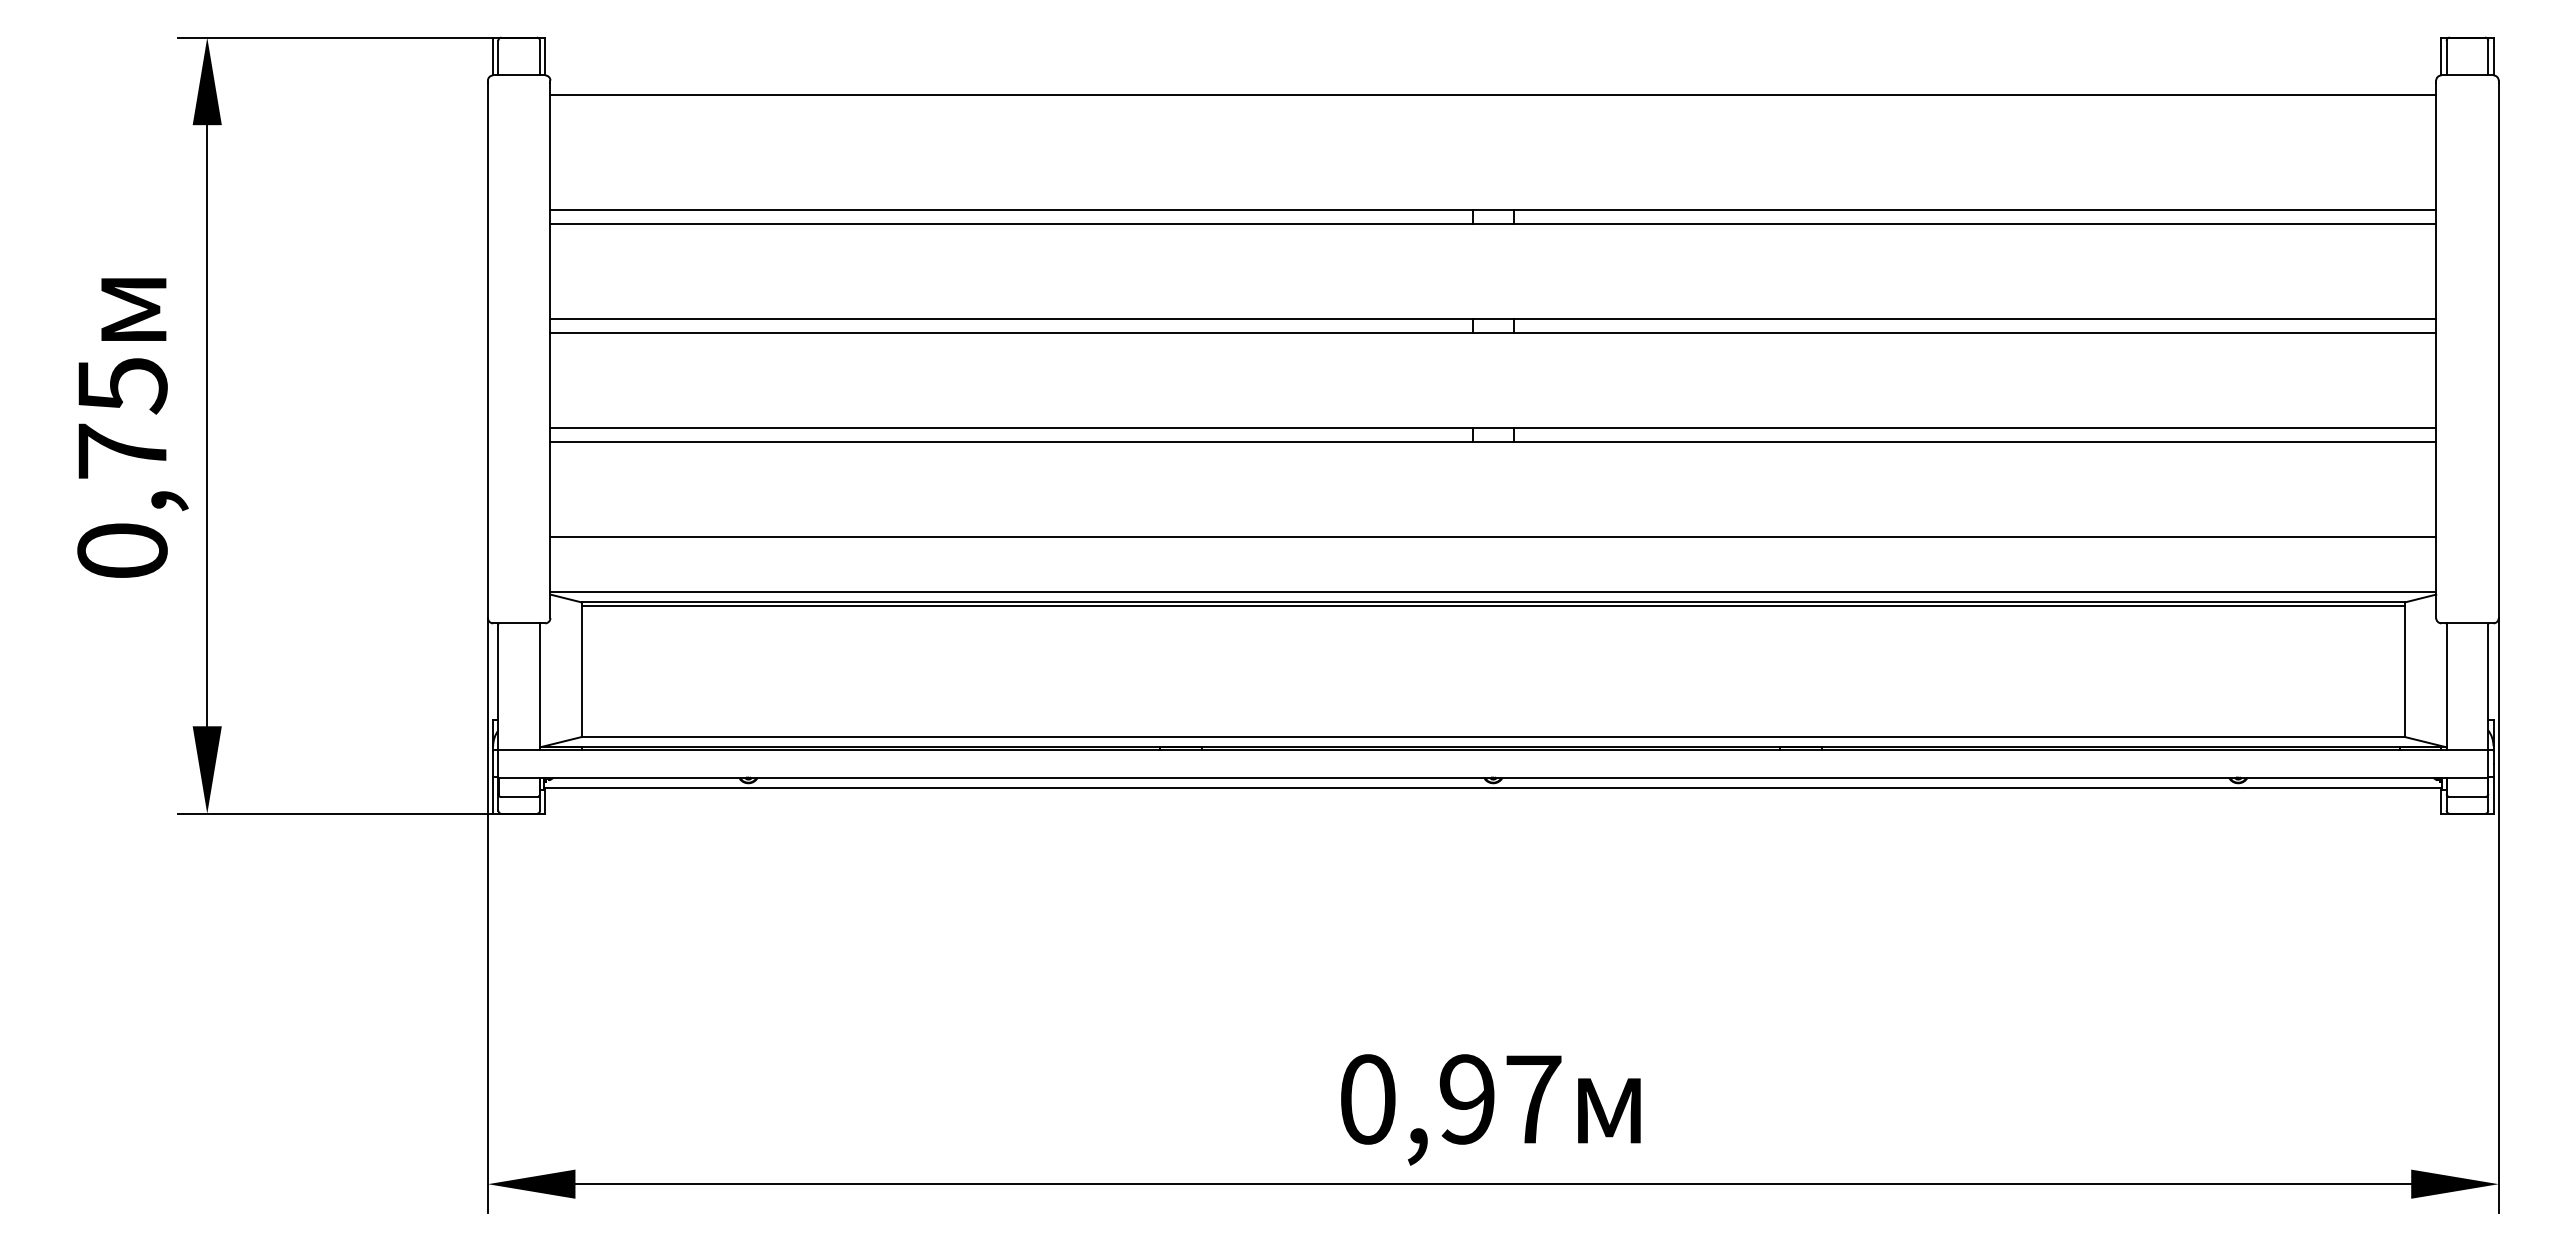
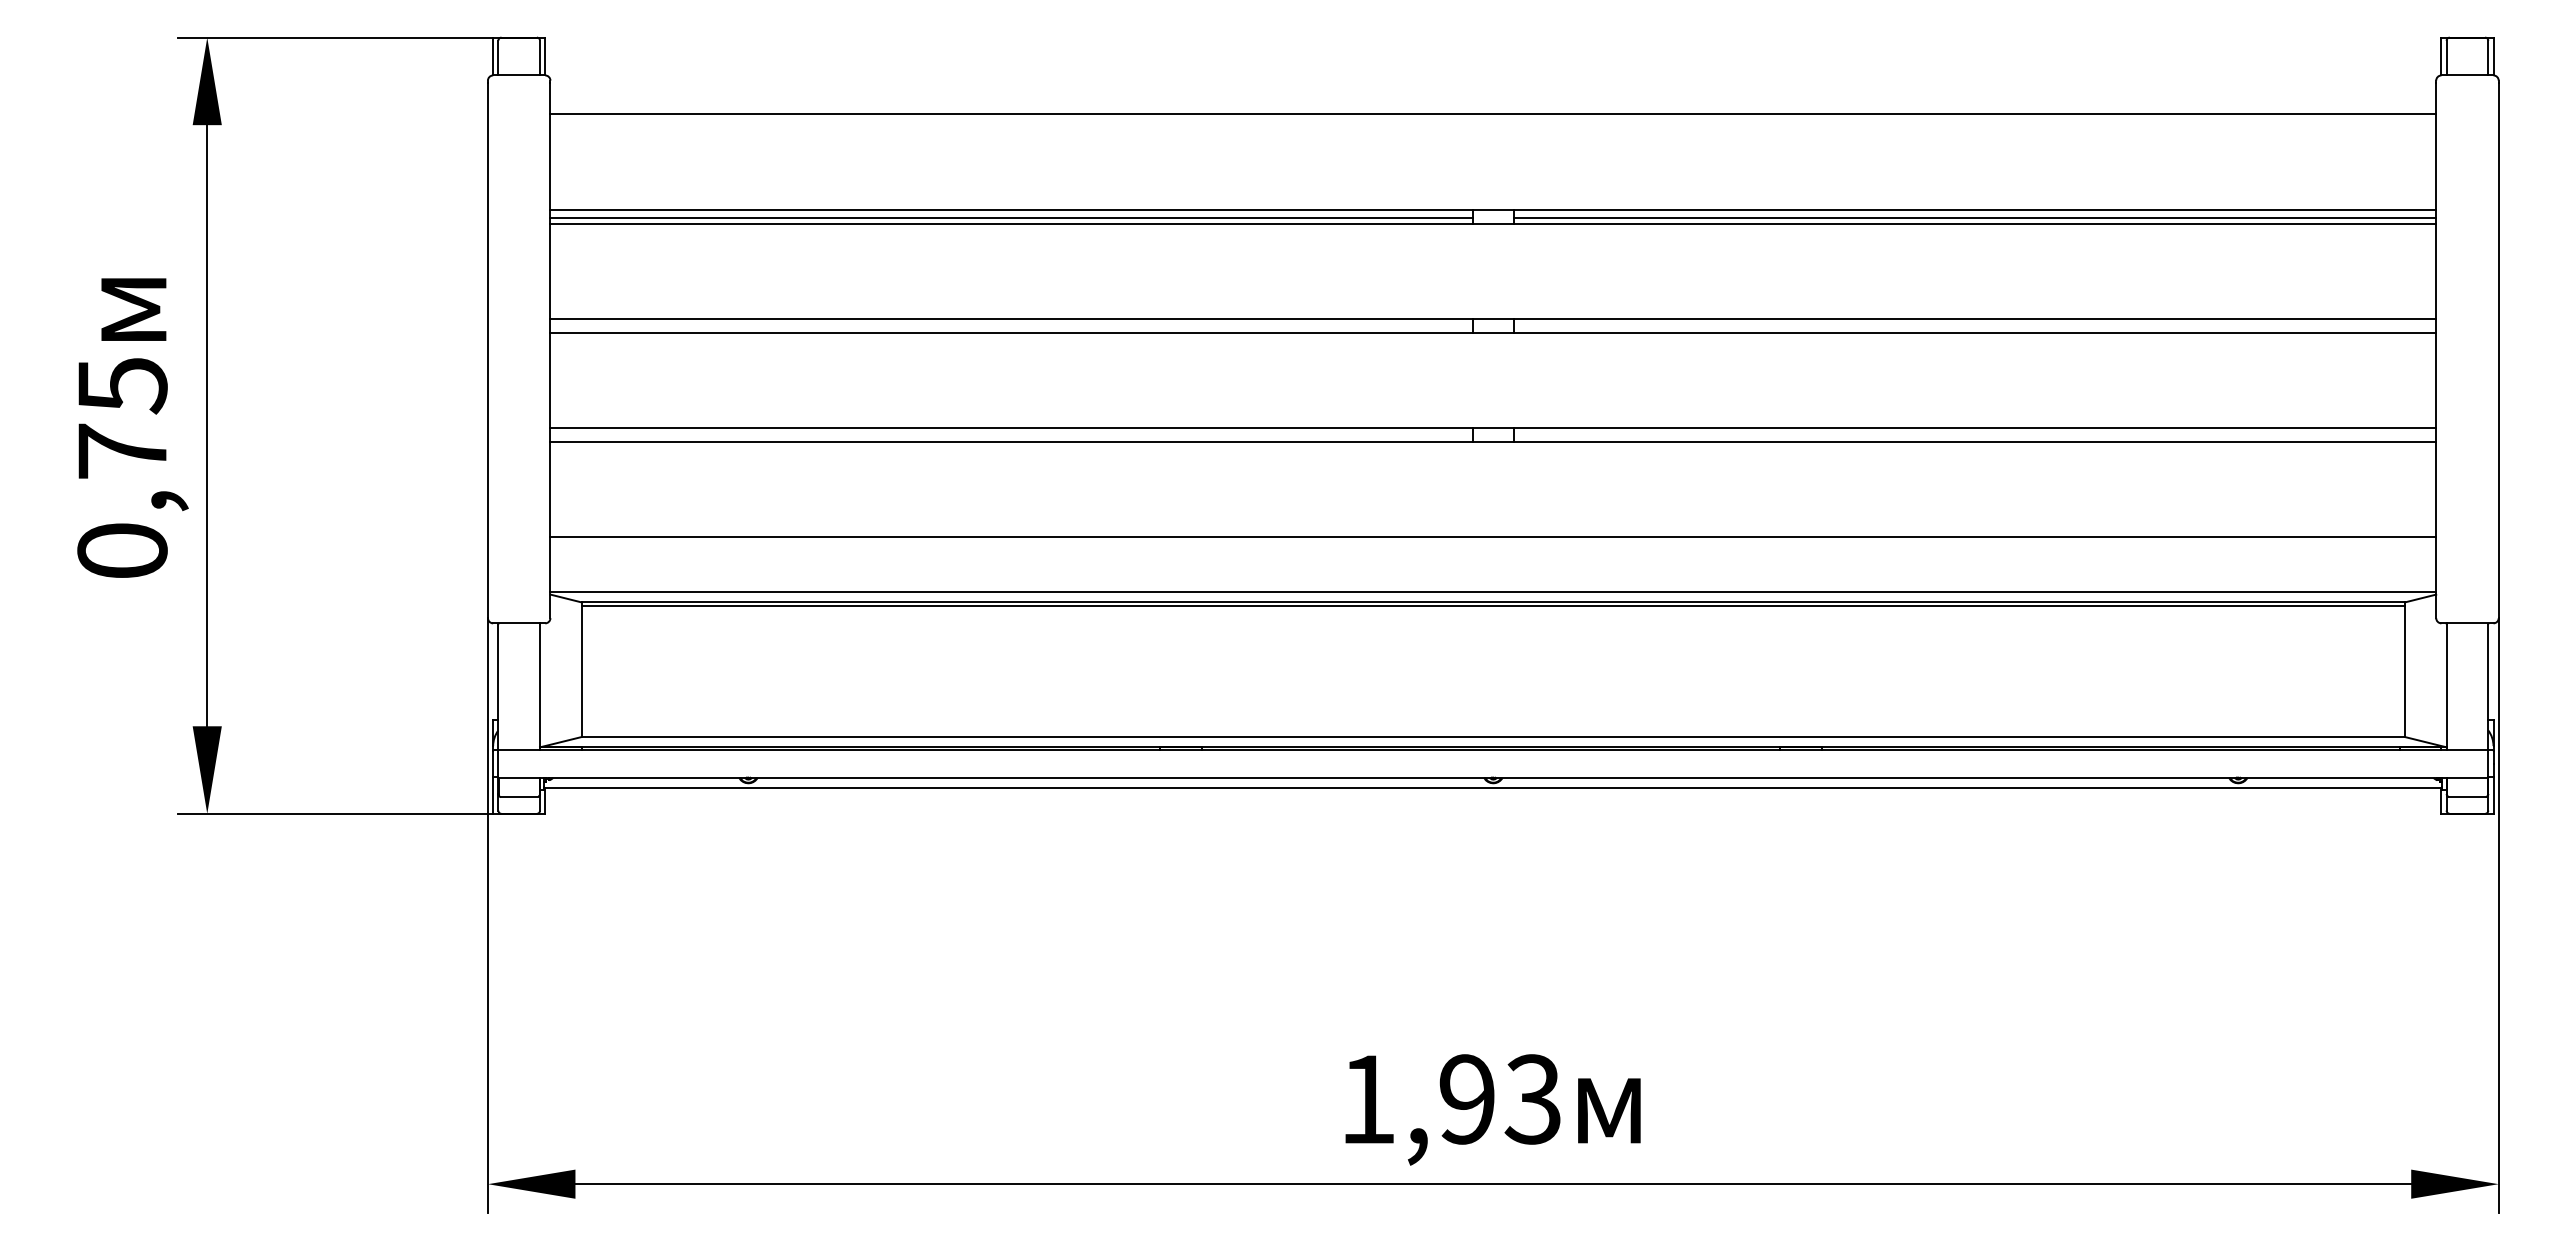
line position: (1493, 95) -> (1493, 114) (1493, 114)
line: none -> present (1011, 218)
line: none -> present (1975, 218)
text: 0,97 -> 1,93 (1451, 1099)
